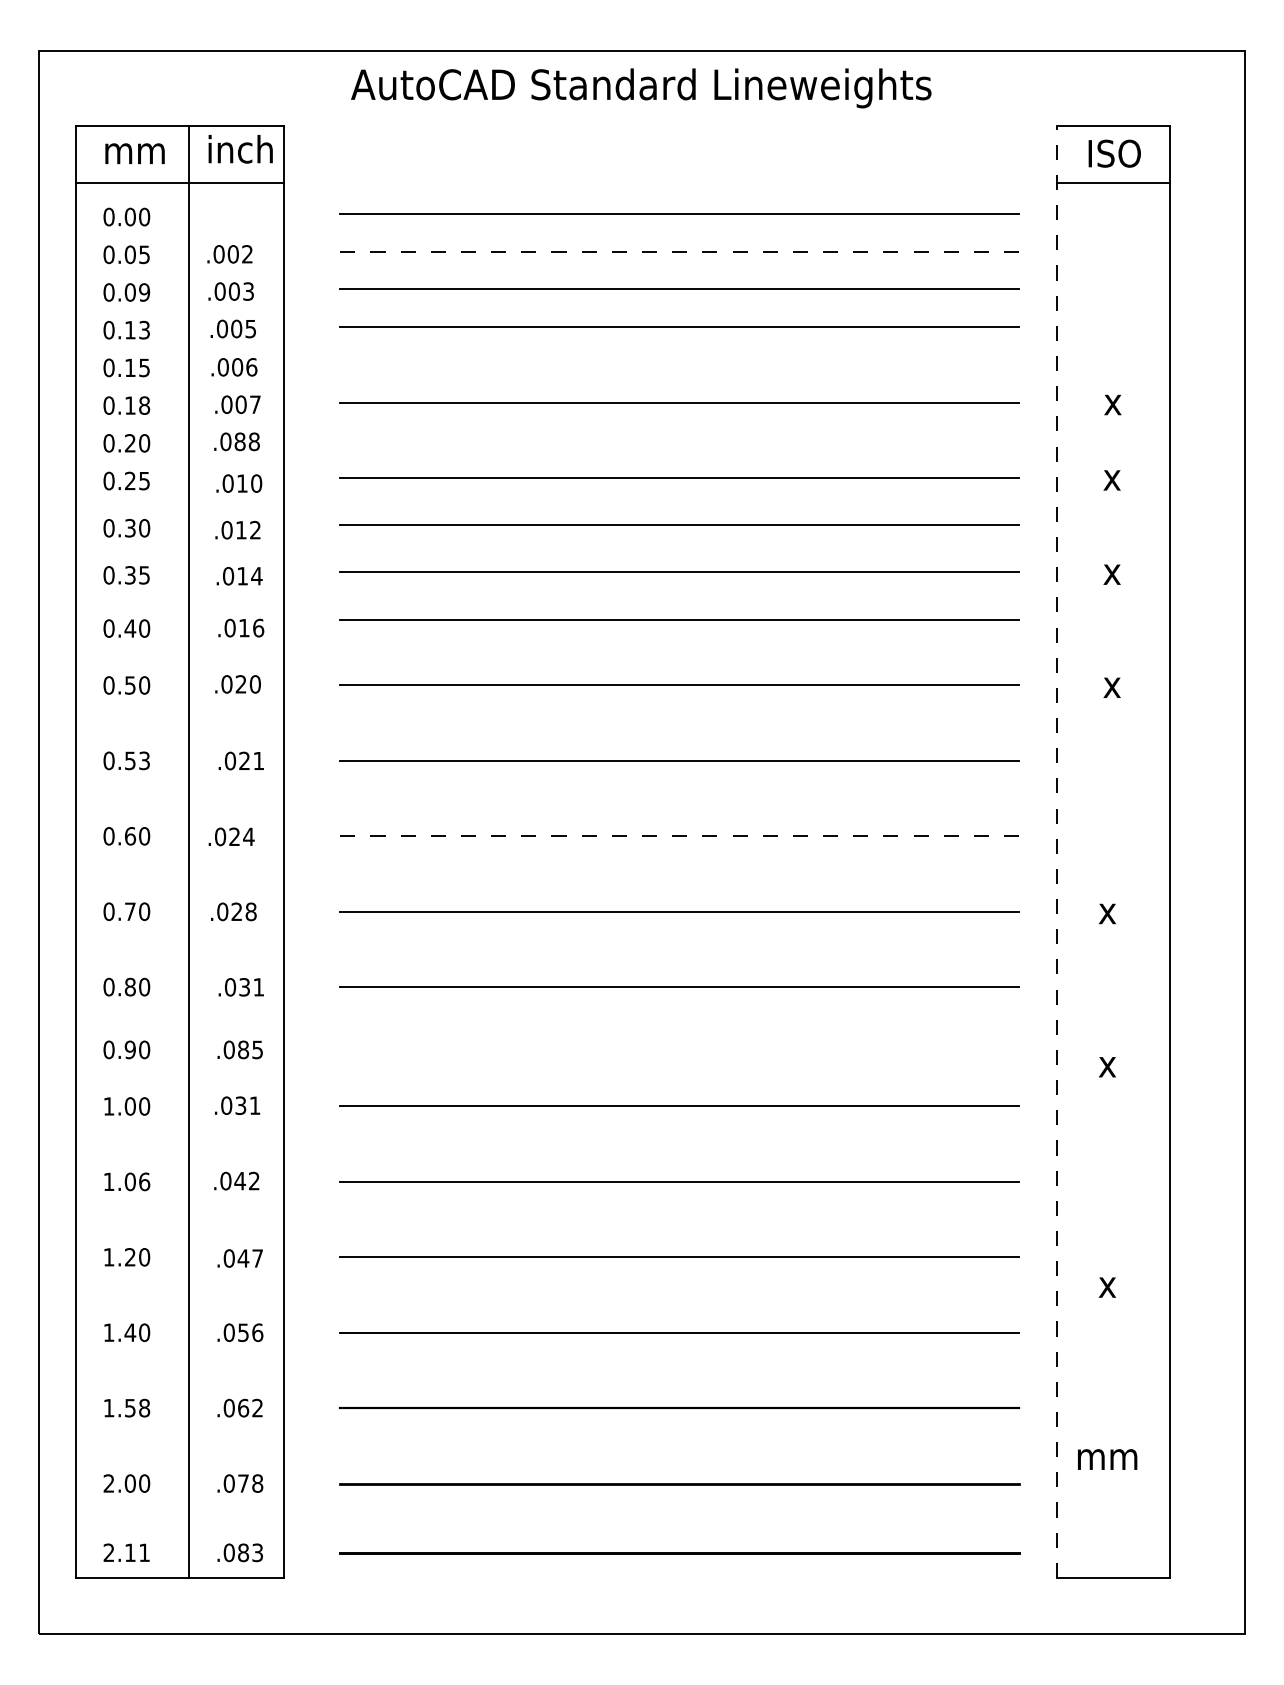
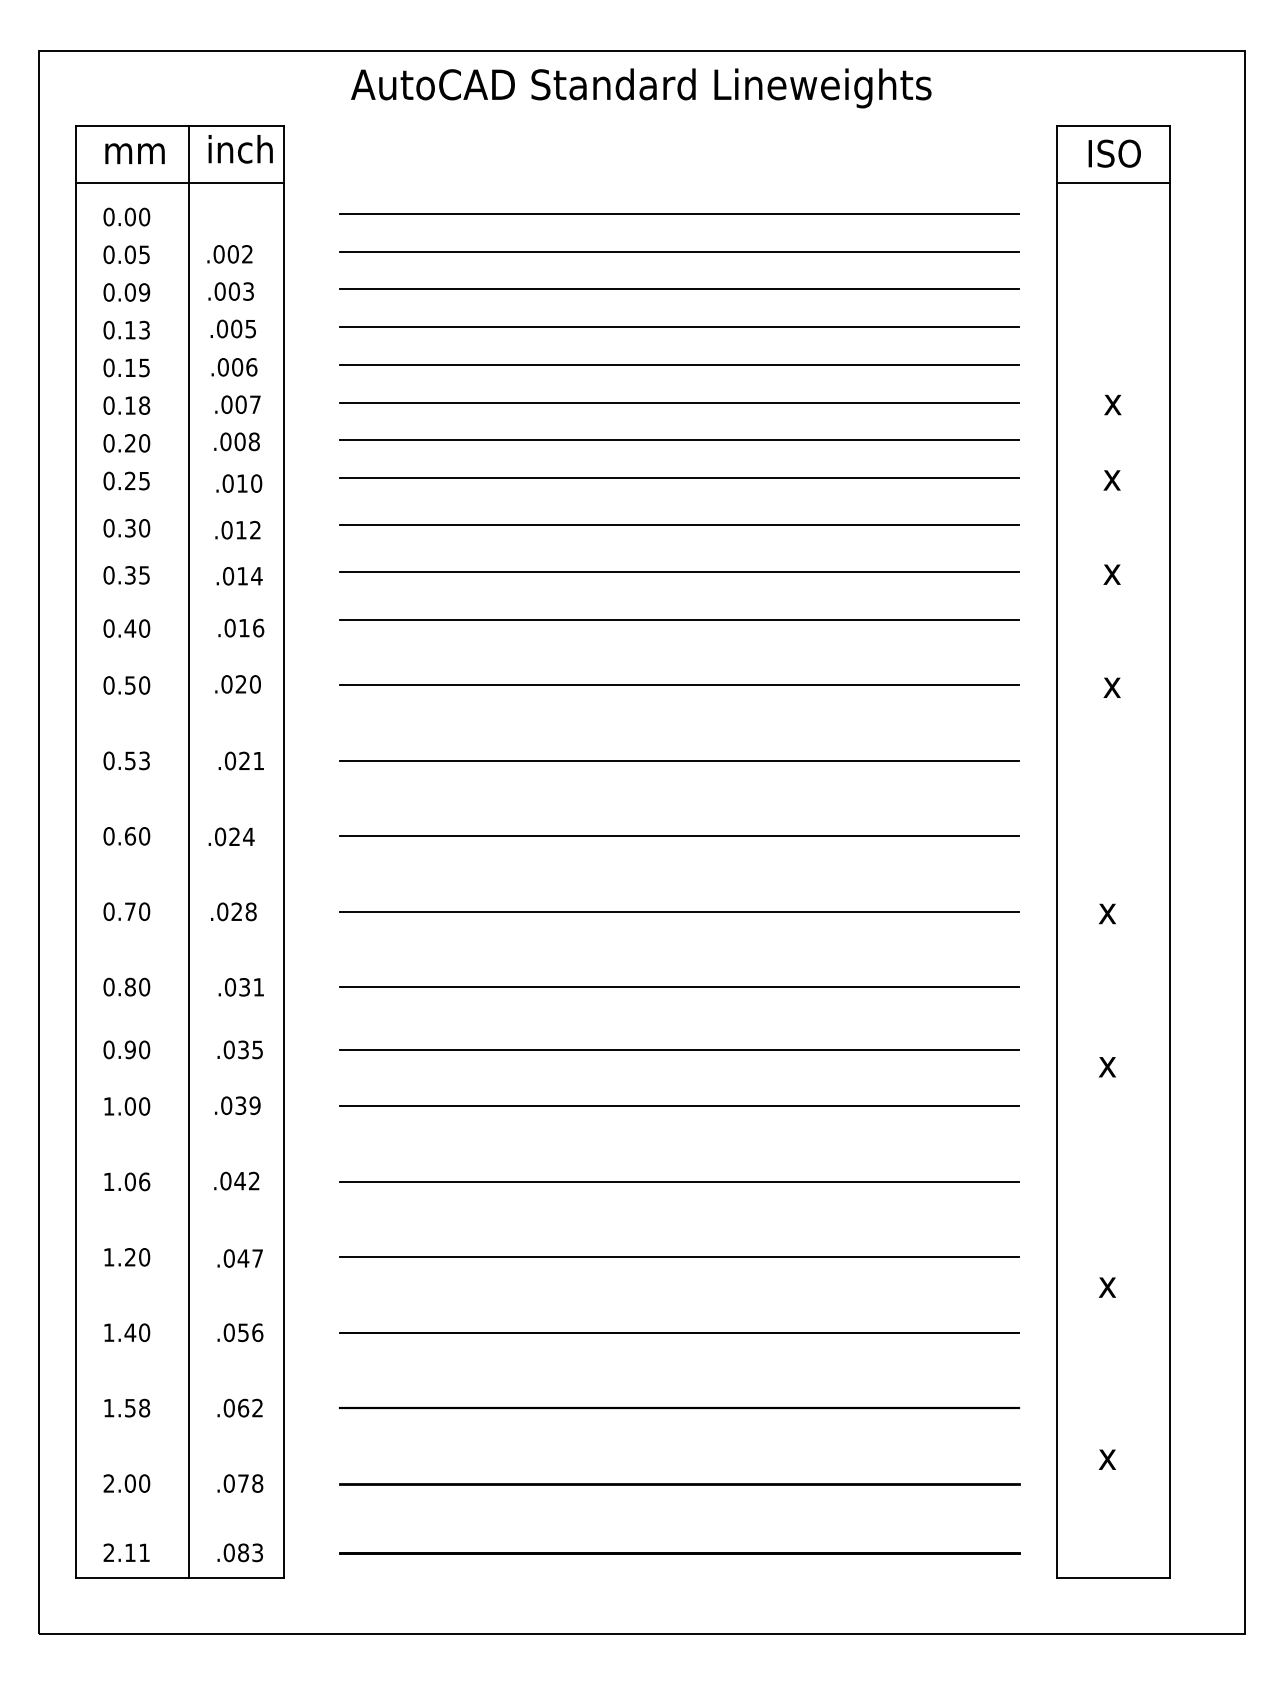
line: dashed -> solid (680, 251)
line: none -> present (679, 364)
line: none -> present (679, 440)
text: .088 -> .008 (239, 441)
line: dashed -> solid (680, 836)
line: dashed -> solid (1056, 851)
text: .085 -> .035 (243, 1049)
line: none -> present (679, 1049)
text: .031 -> .039 (254, 1105)
text: mm -> x (1107, 1459)
